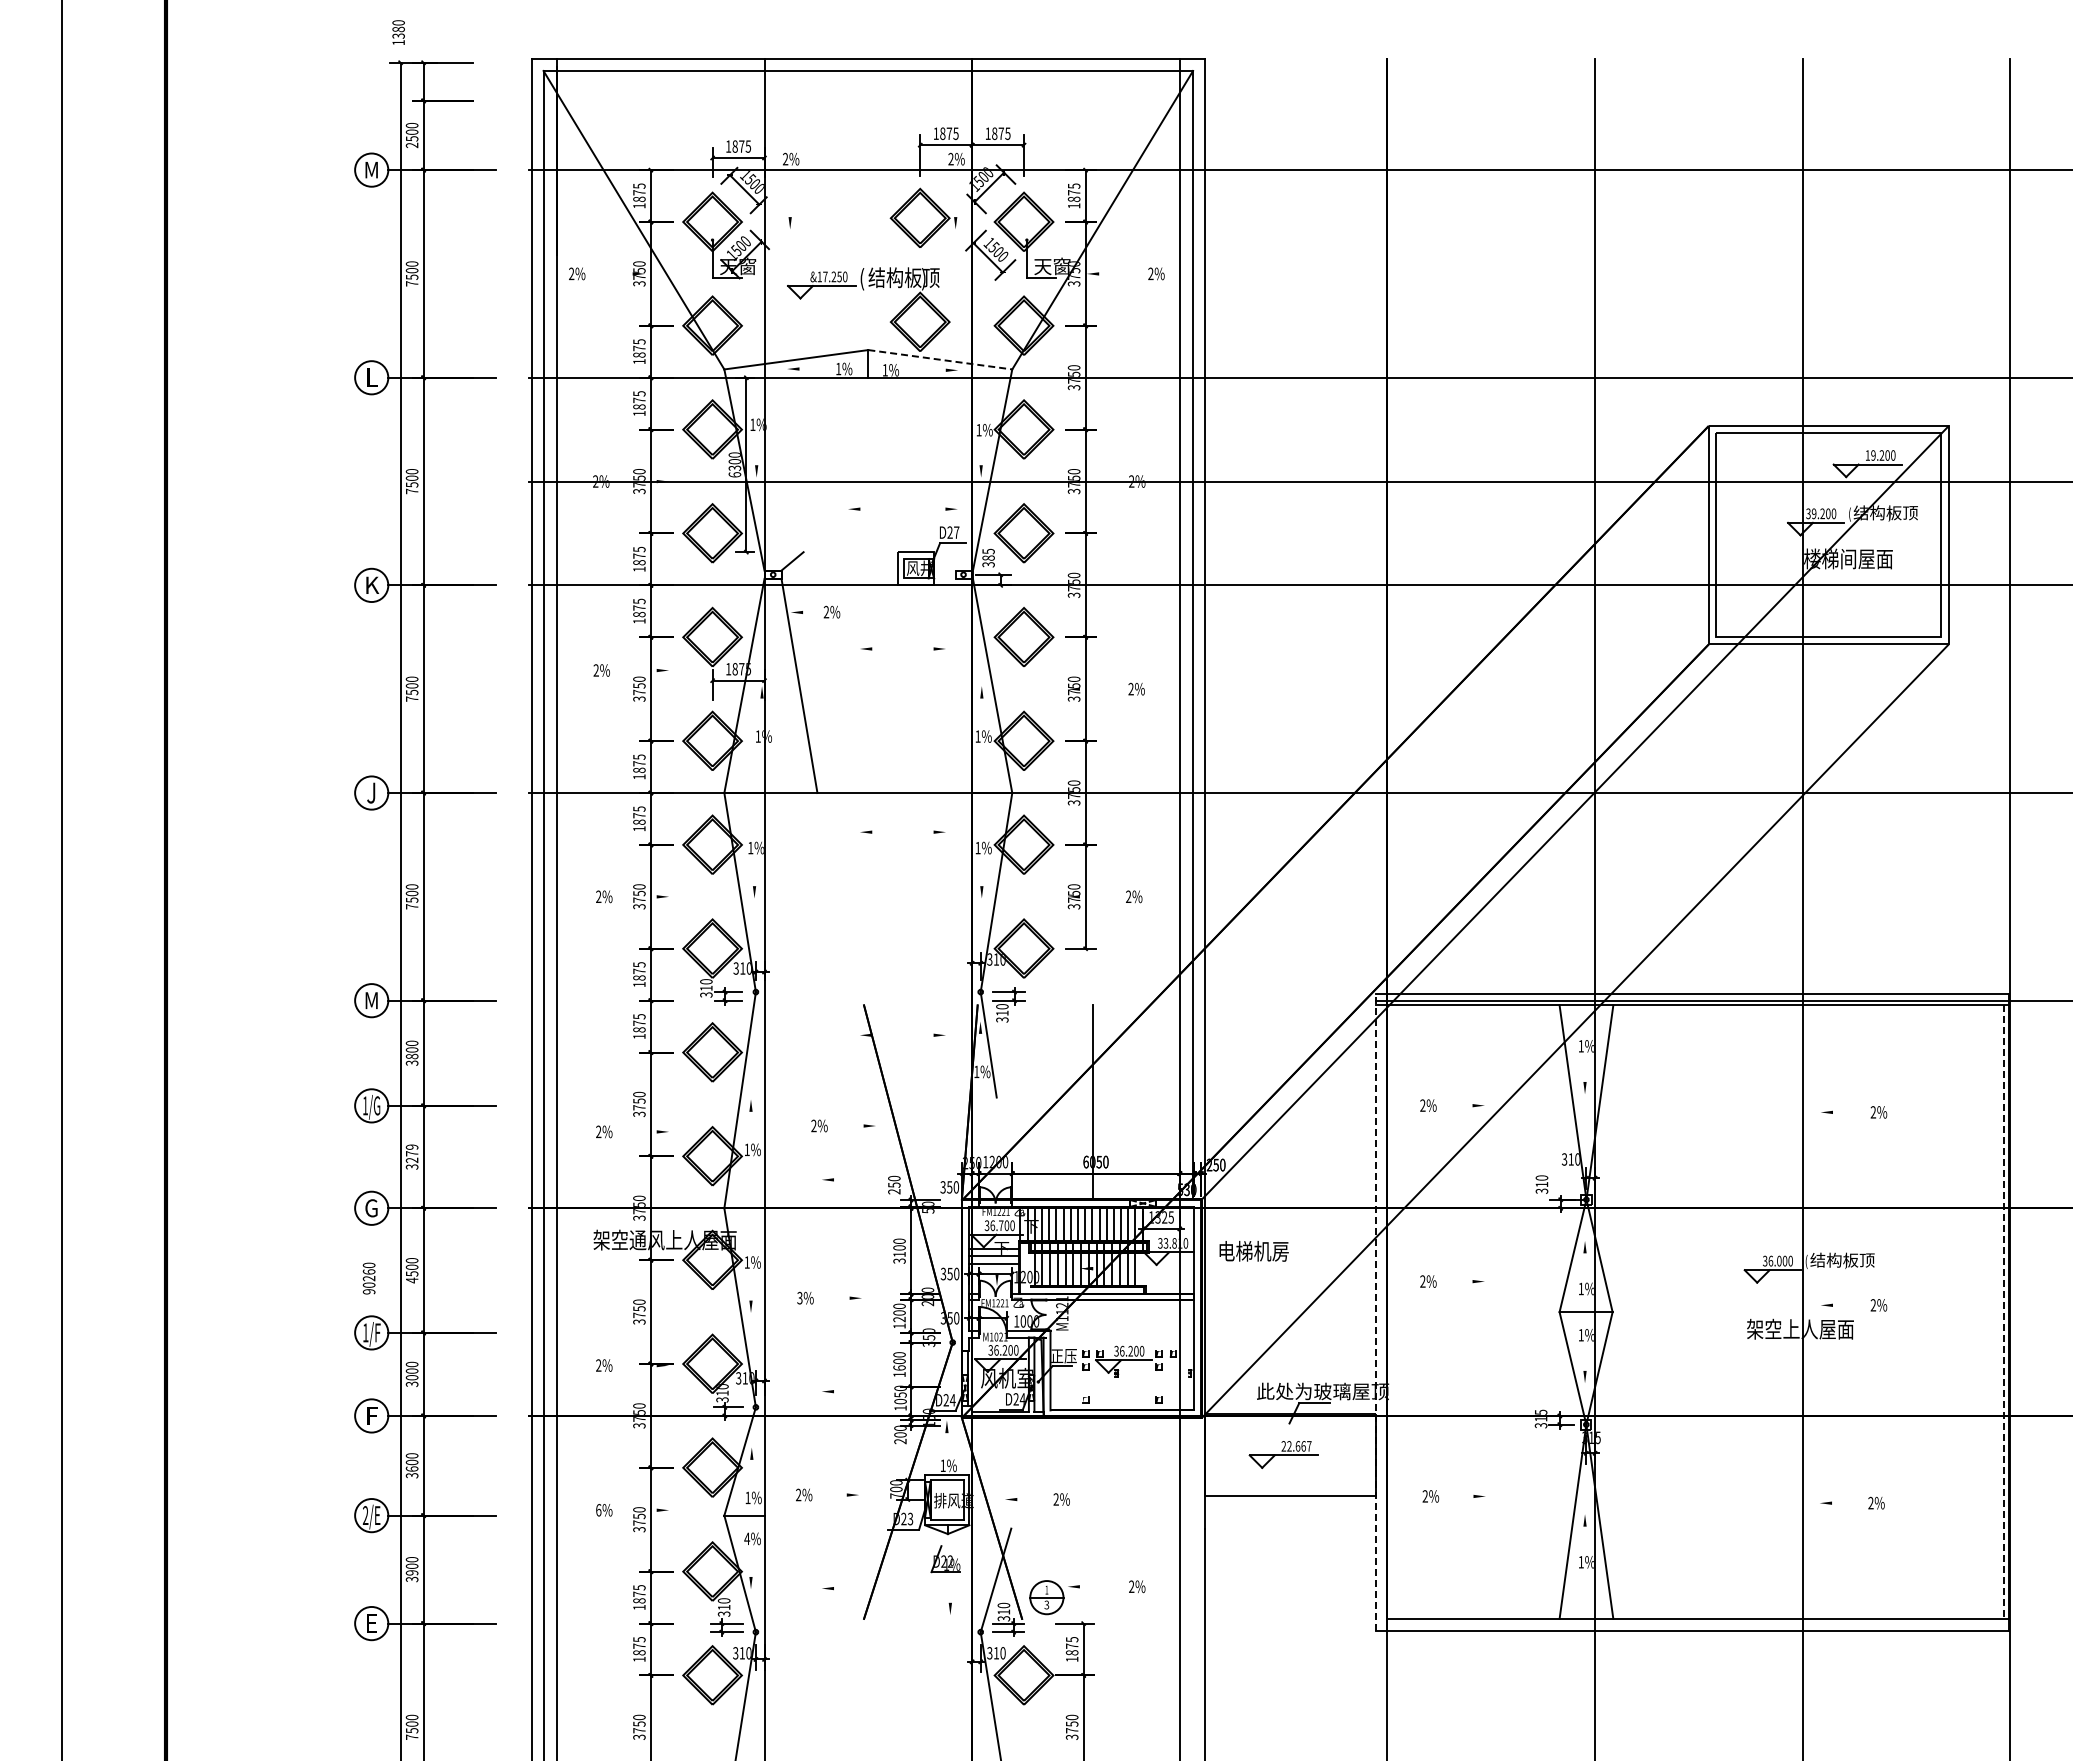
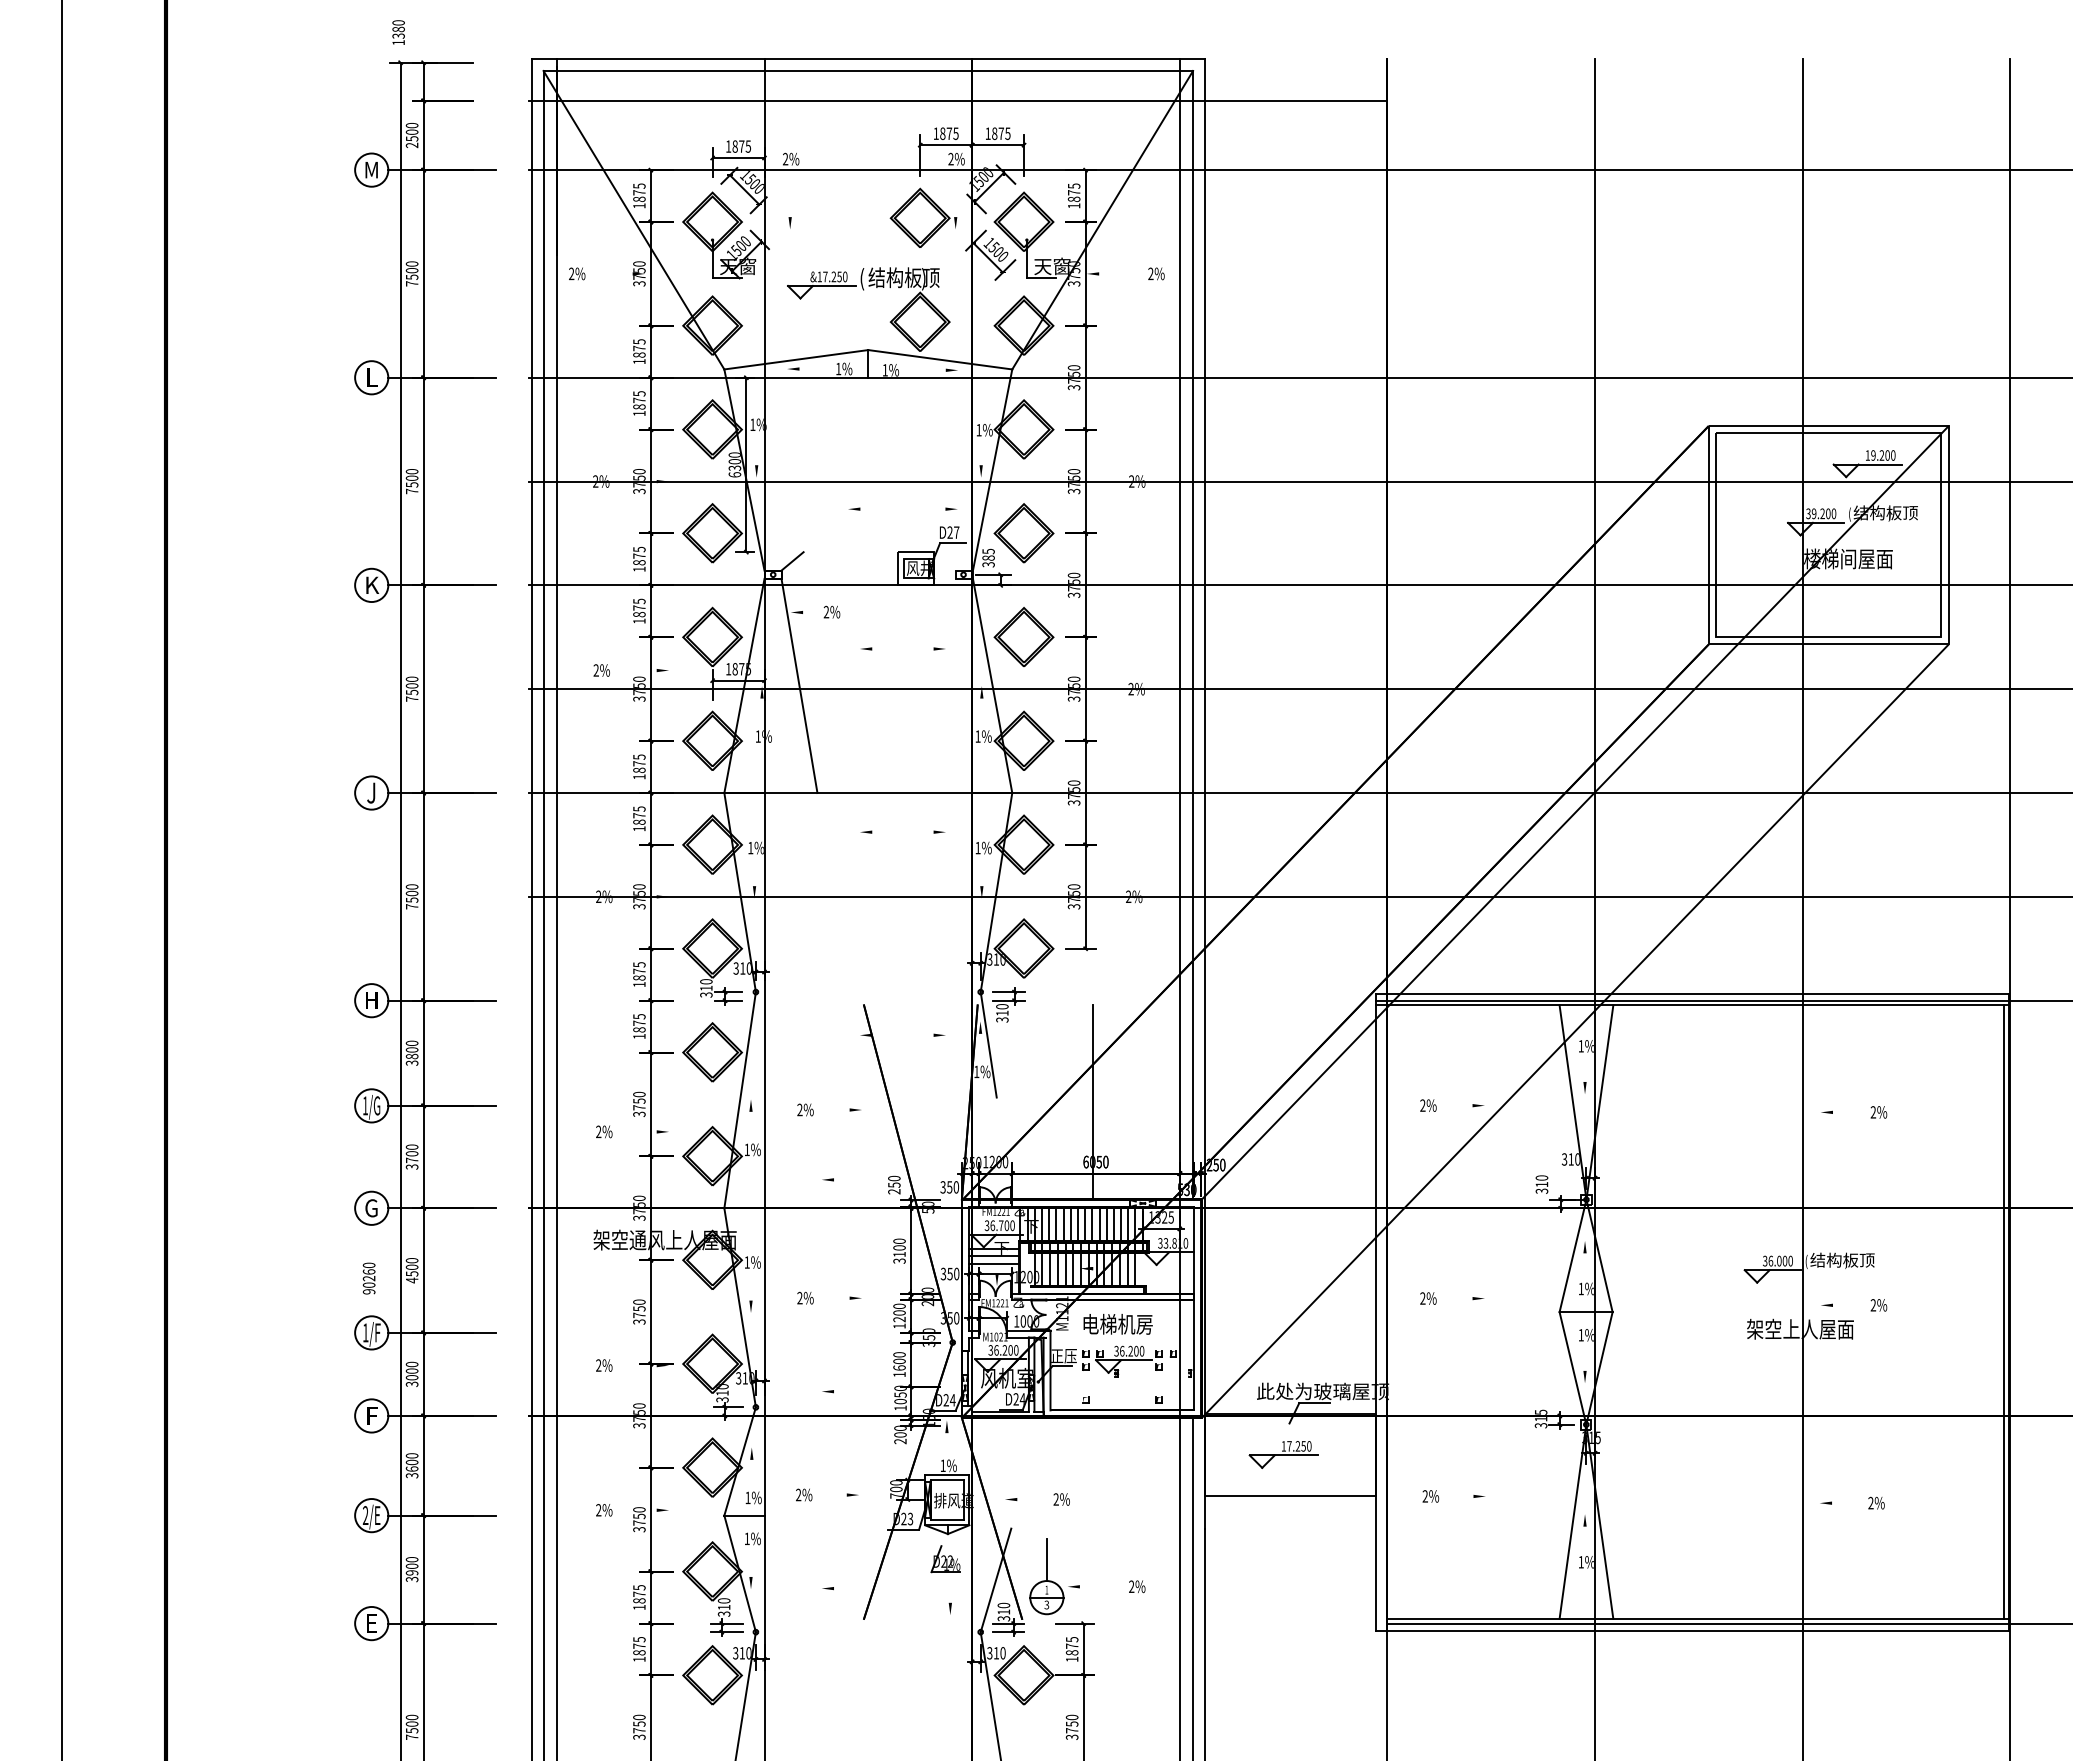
line: none -> present (958, 100)
line: dashed -> solid (940, 359)
line: none -> present (1299, 689)
line: none -> present (1299, 896)
text: M -> H (371, 1000)
text position: (842, 1125) -> (828, 1109) (828, 1109)
text: 3279 -> 3700 (411, 1153)
text position: (1253, 1251) -> (1117, 1324) (1117, 1324)
text position: (1452, 1281) -> (1452, 1298) (1452, 1298)
text: 3%%% -> 2%%% (799, 1298)
line: dashed -> solid (1375, 1311)
line: dashed -> solid (2003, 1312)
text: 22.667 -> 17.250 (1296, 1446)
text: 6%%% -> 2%%% (598, 1510)
text: 4%%% -> 1%%% (747, 1538)
line: none -> present (1046, 1559)
line: none -> present (1193, 1587)
line: none -> present (1728, 1623)
